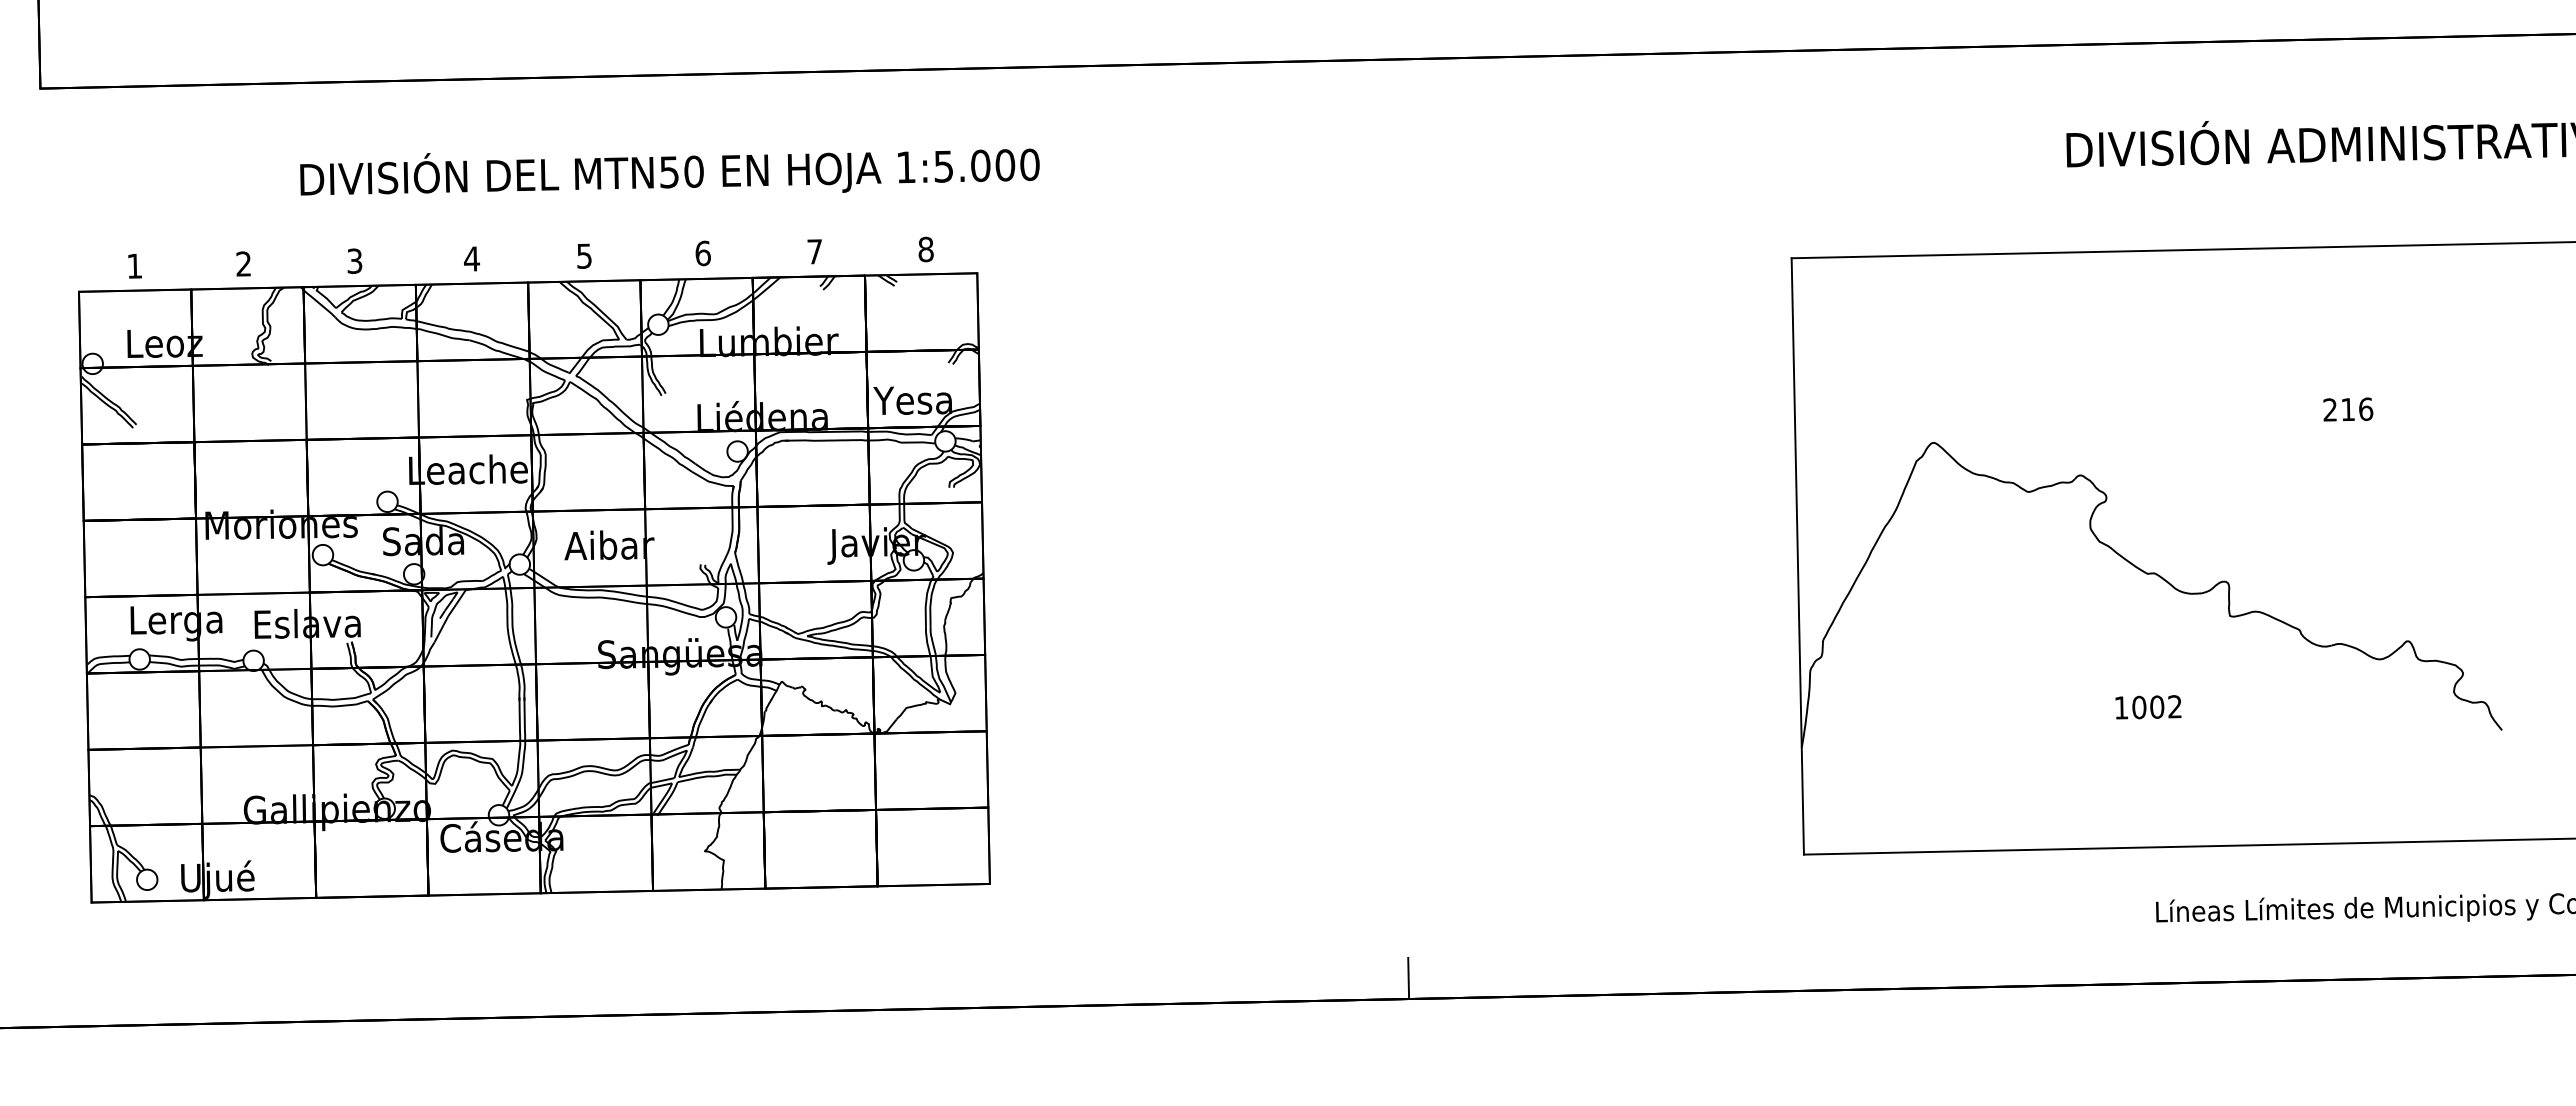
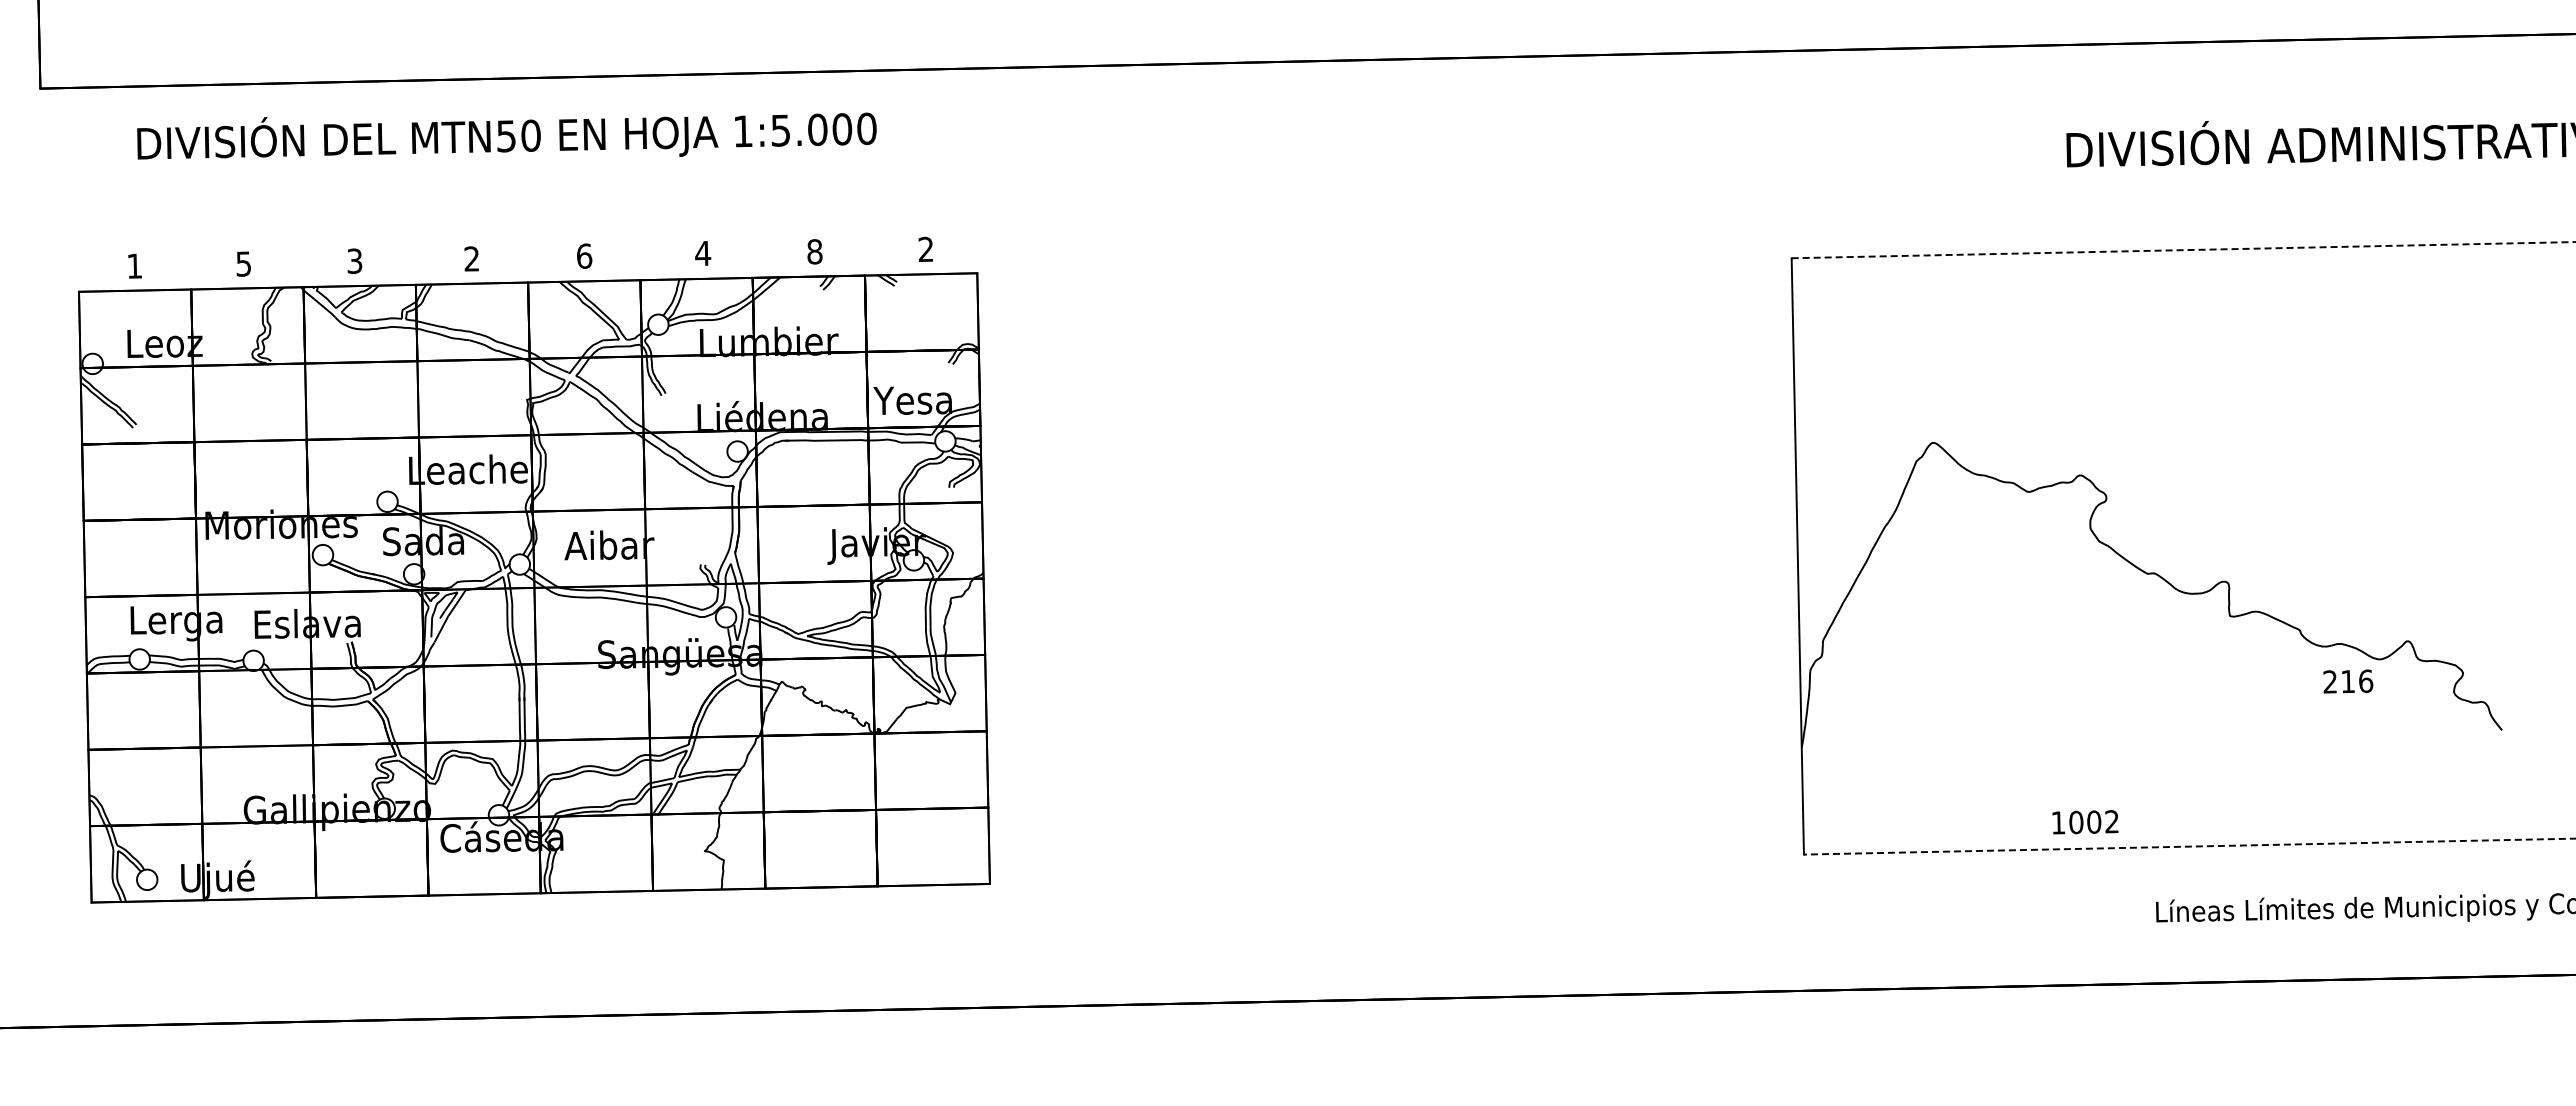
text position: (669, 171) -> (506, 135) (506, 135)
text: 8 -> 2 (925, 249)
line: solid -> dashed (2183, 250)
text: 7 -> 8 (814, 251)
text: 6 -> 4 (703, 253)
text: 5 -> 6 (584, 255)
text: 4 -> 2 (472, 258)
text: 2 -> 5 (243, 263)
text position: (2348, 409) -> (2348, 681) (2348, 681)
text position: (2148, 707) -> (2085, 822) (2085, 822)
line: solid -> dashed (2189, 846)
line: present -> none (1408, 978)
